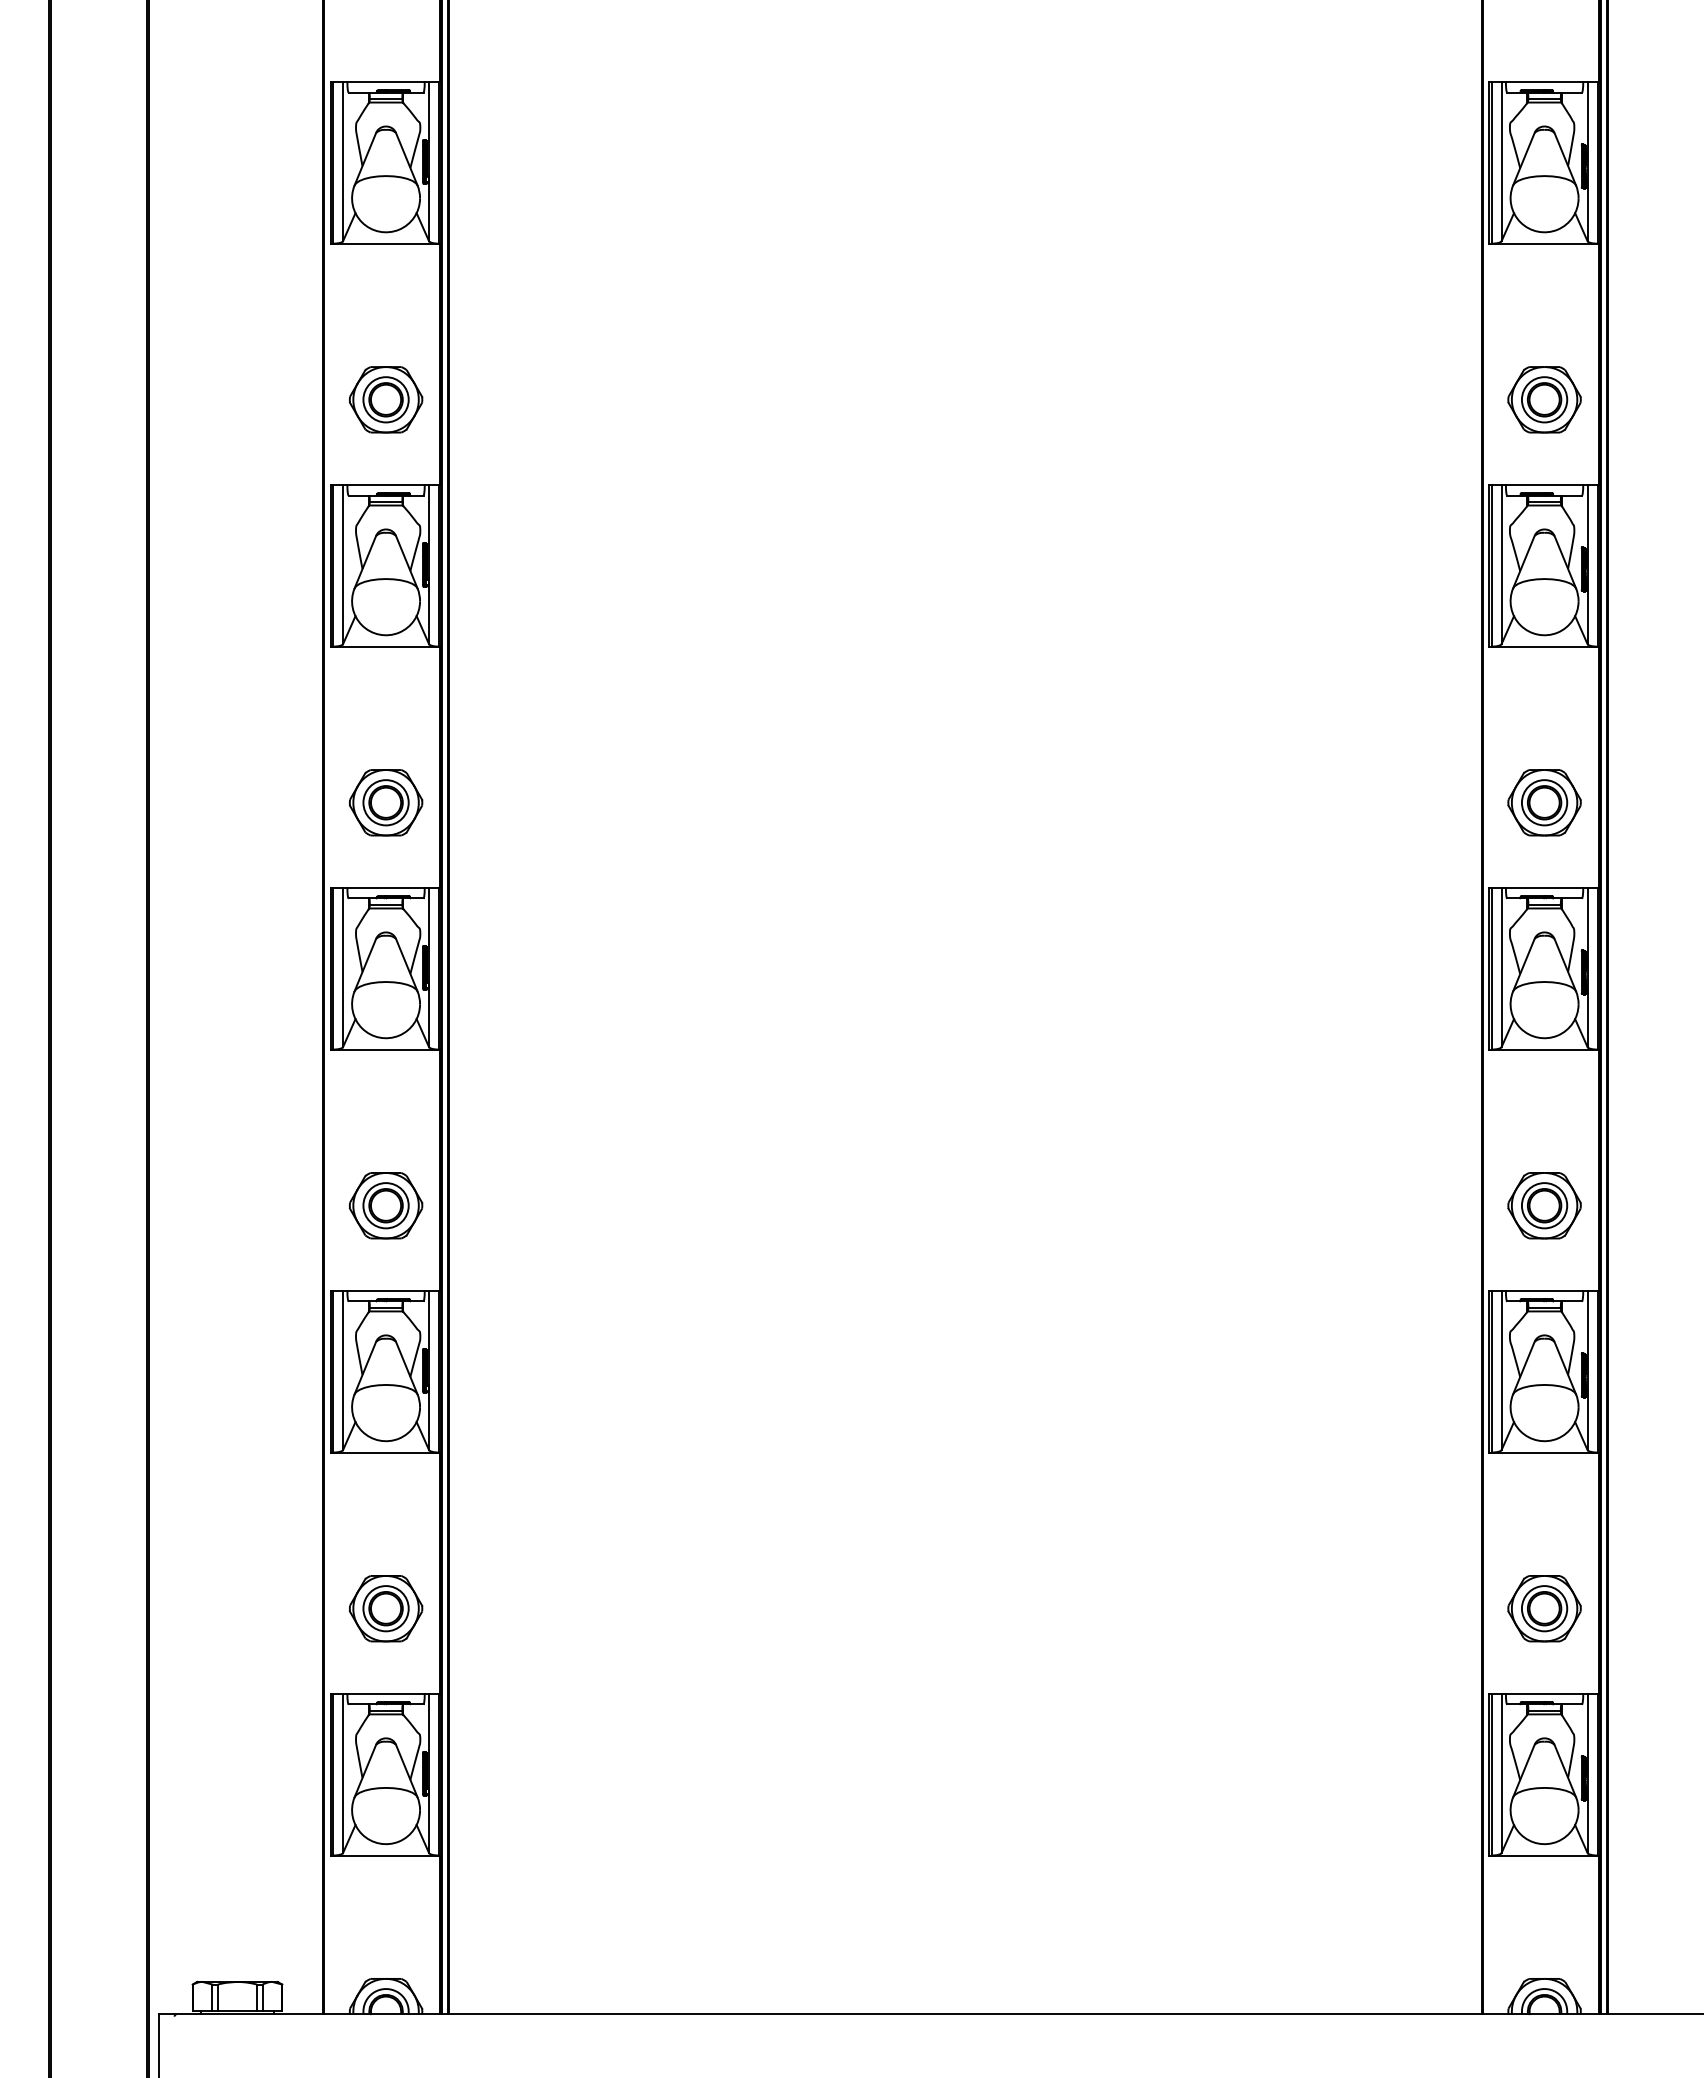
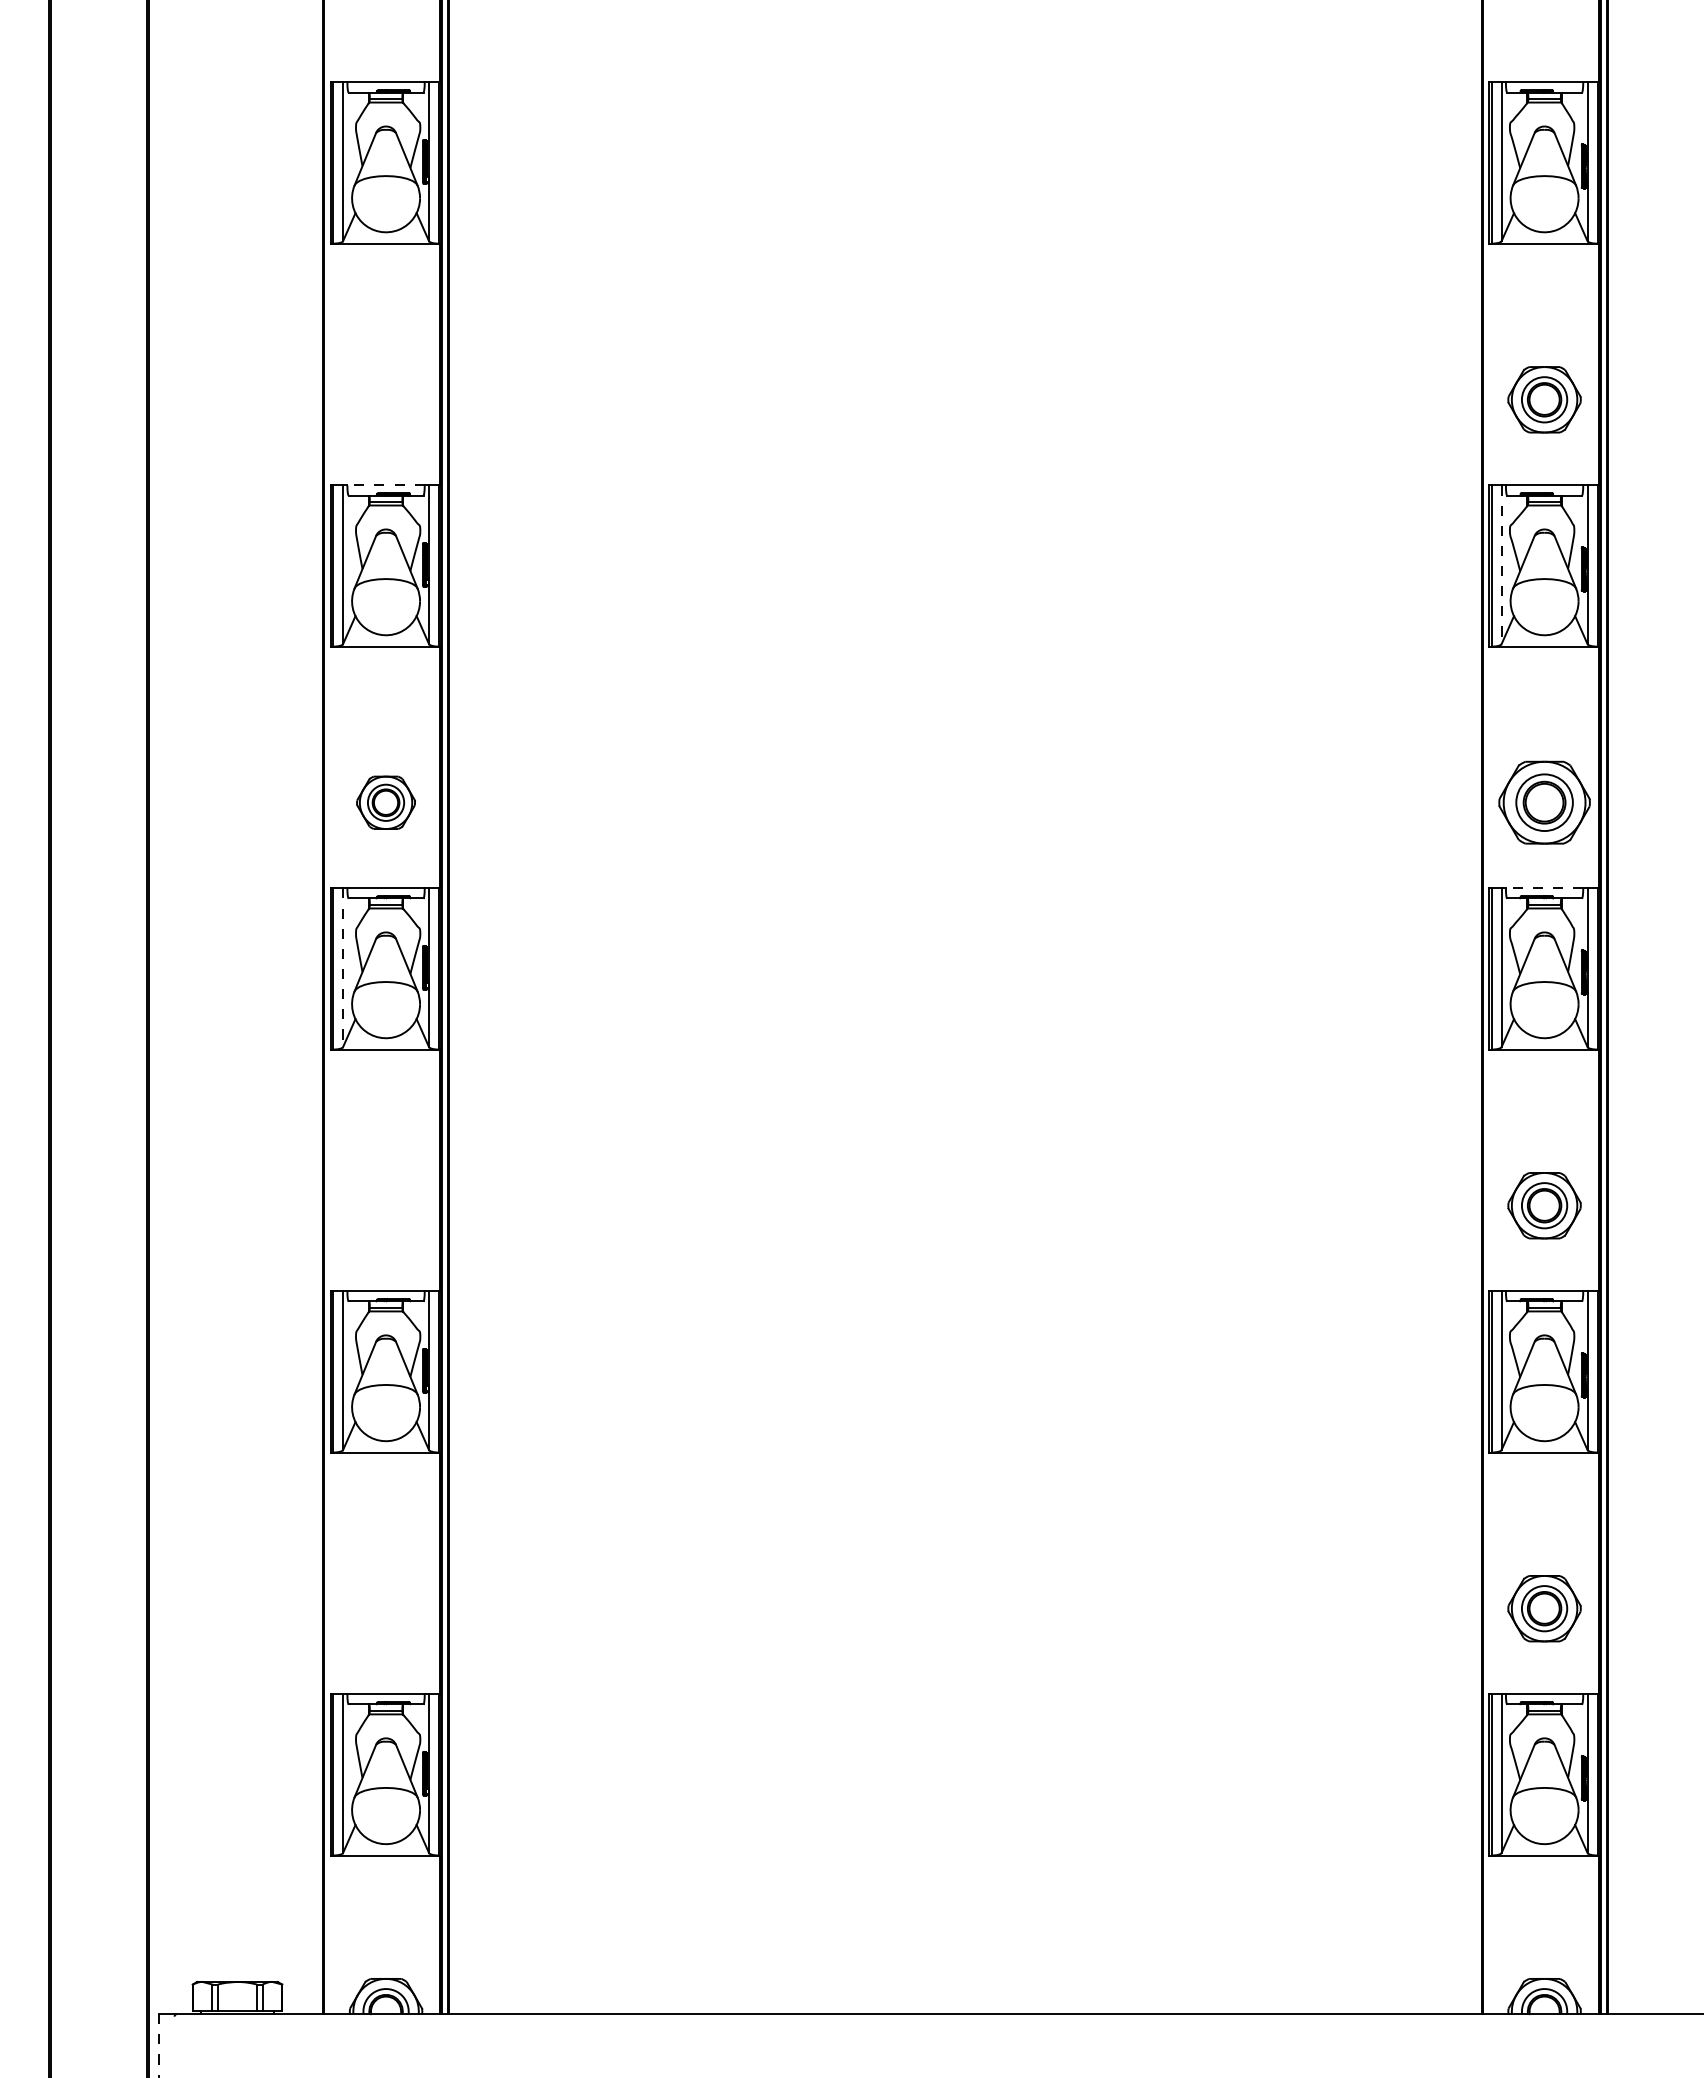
part: present -> none (385, 399)
line: solid -> dashed (386, 485)
line: solid -> dashed (1501, 565)
part size: 76x68 px -> 60x55 px (385, 802)
part size: 75x68 px -> 93x85 px (1544, 802)
line: solid -> dashed (1544, 888)
line: solid -> dashed (343, 968)
part: present -> none (385, 1205)
part: present -> none (385, 1608)
line: solid -> dashed (159, 2046)
